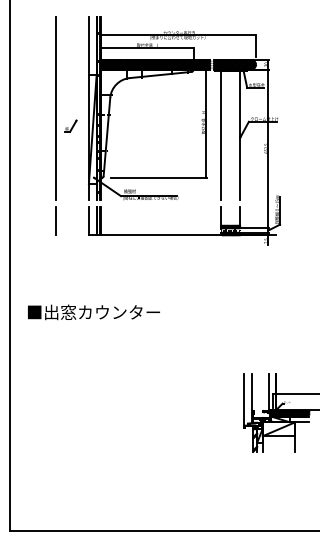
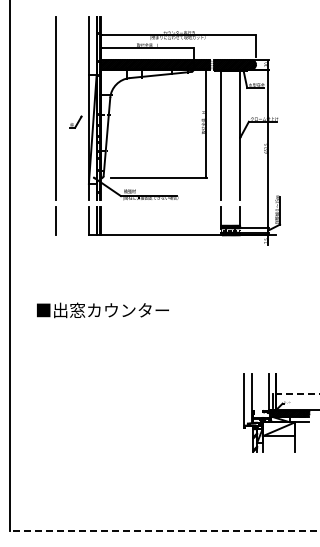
part position: (70, 125) -> (75, 121) (75, 121)
text position: (93, 312) -> (102, 310) (102, 310)
line: solid -> dashed (295, 394)
line: solid -> dashed (164, 530)
